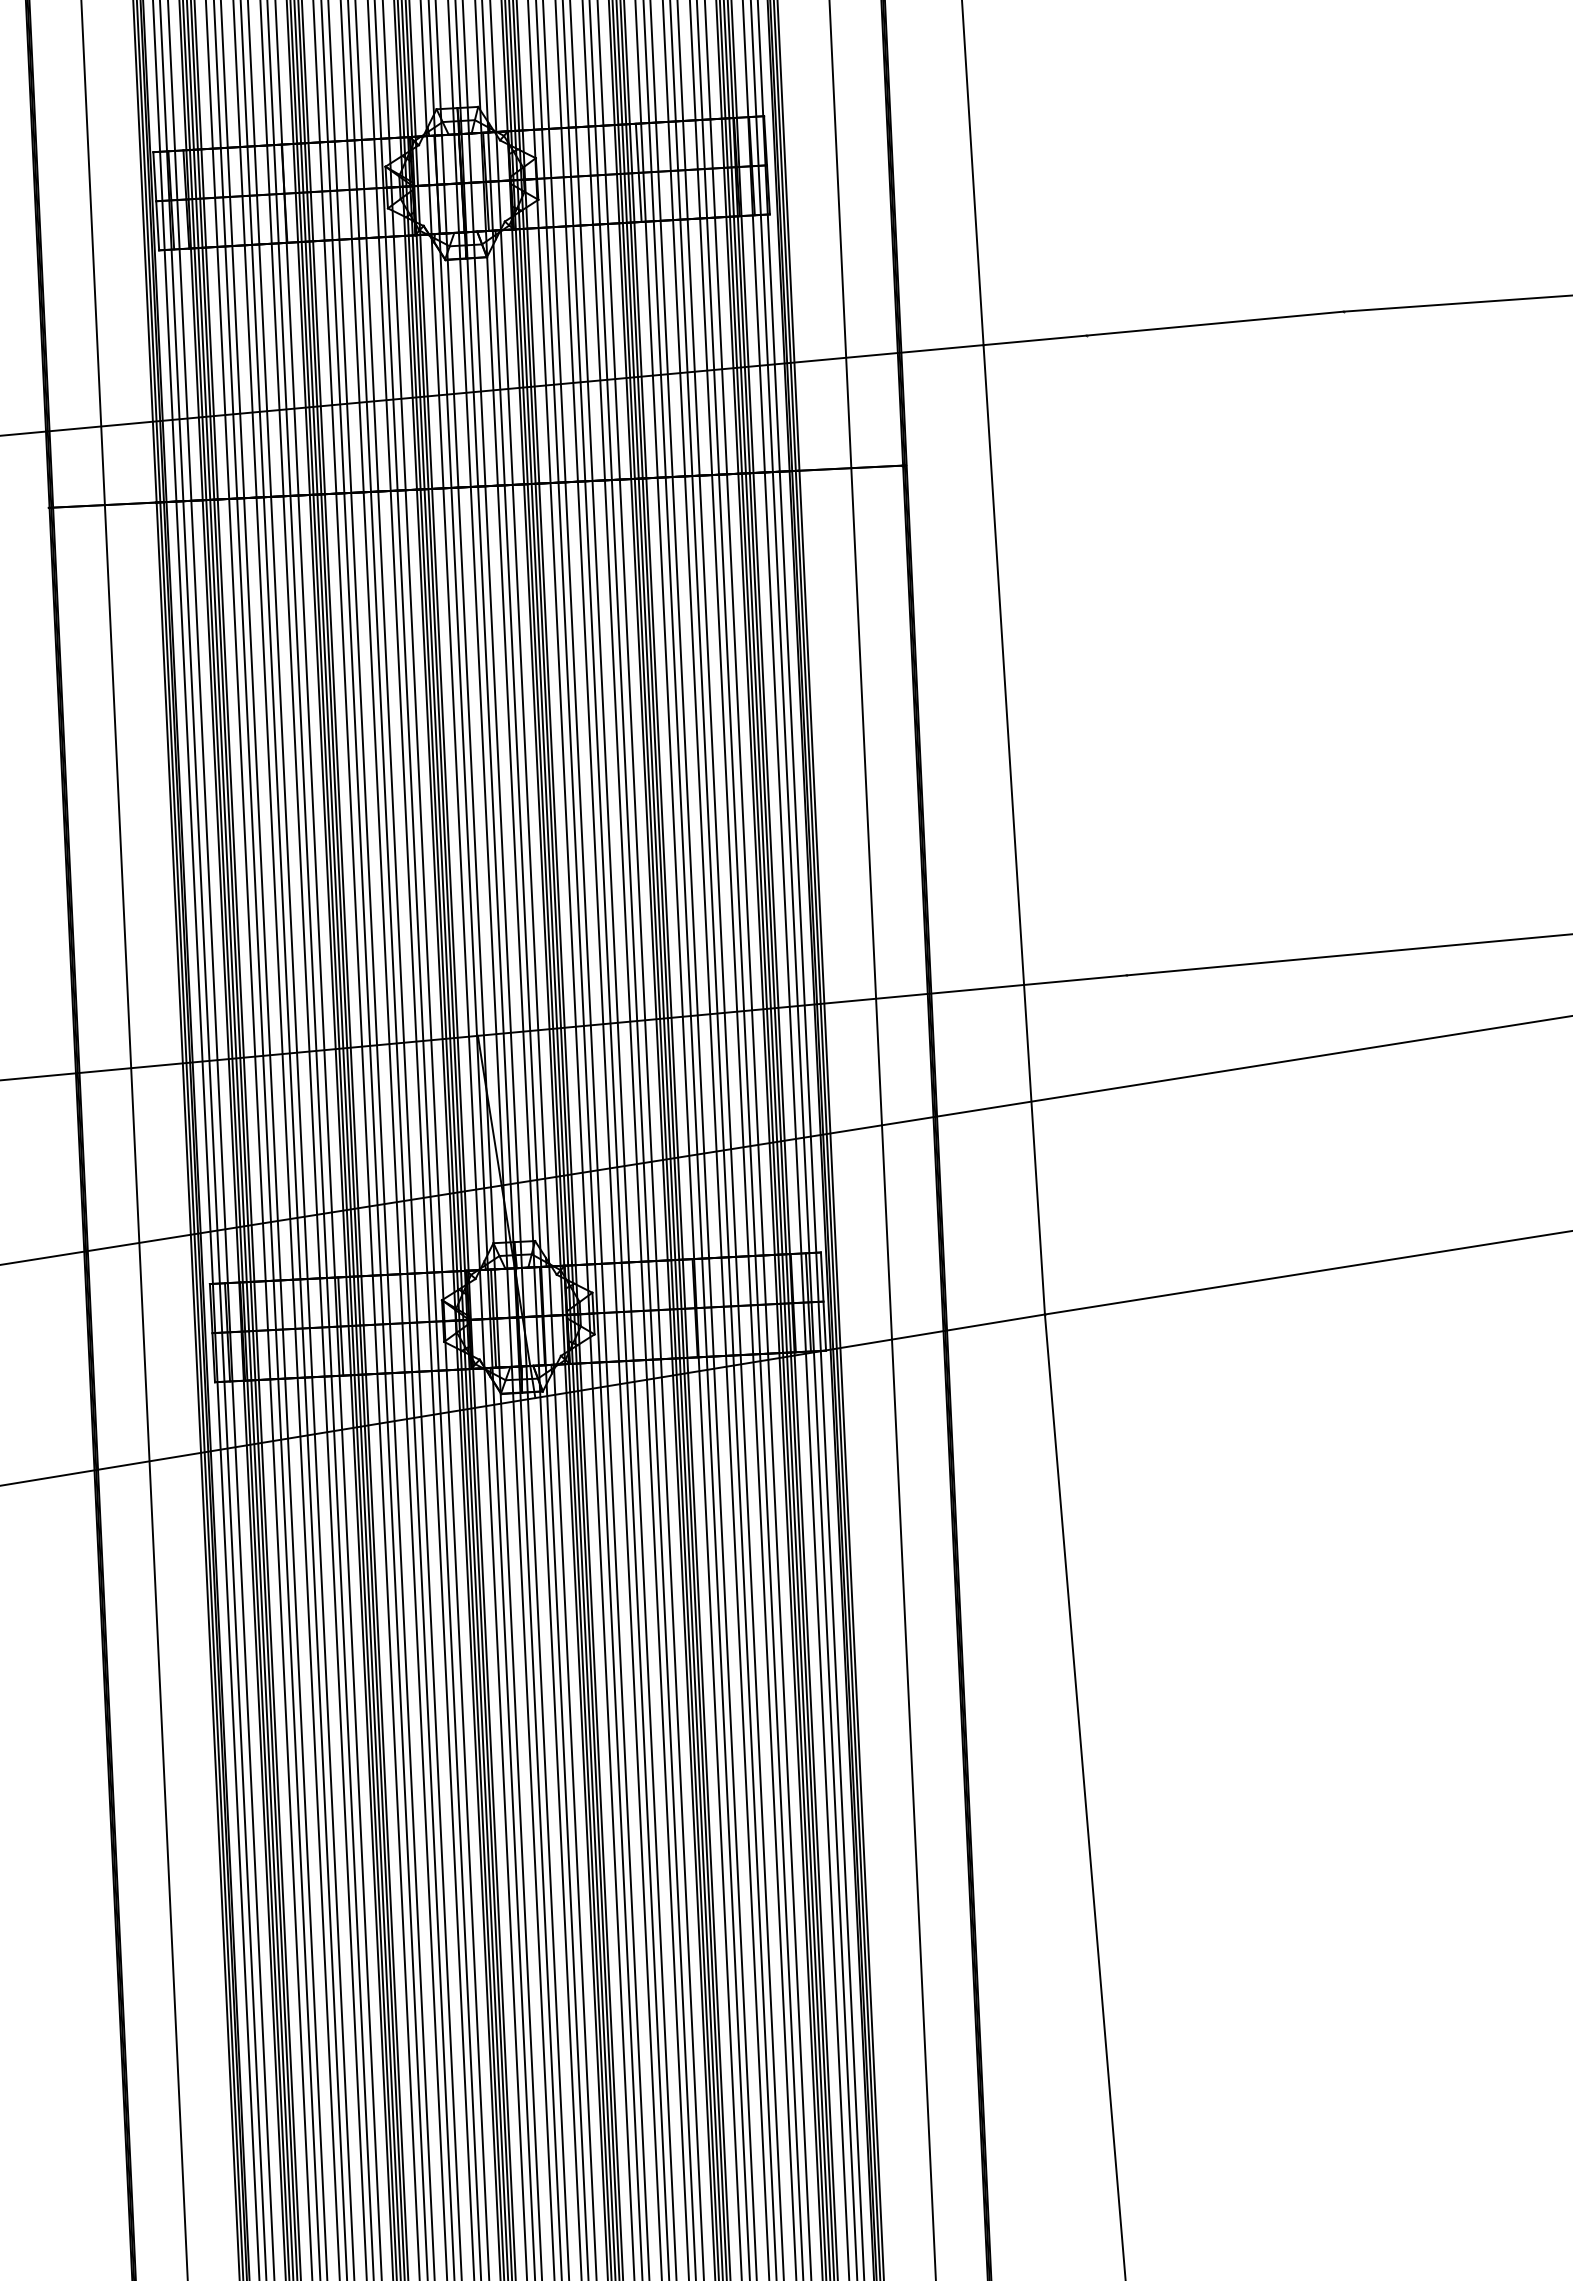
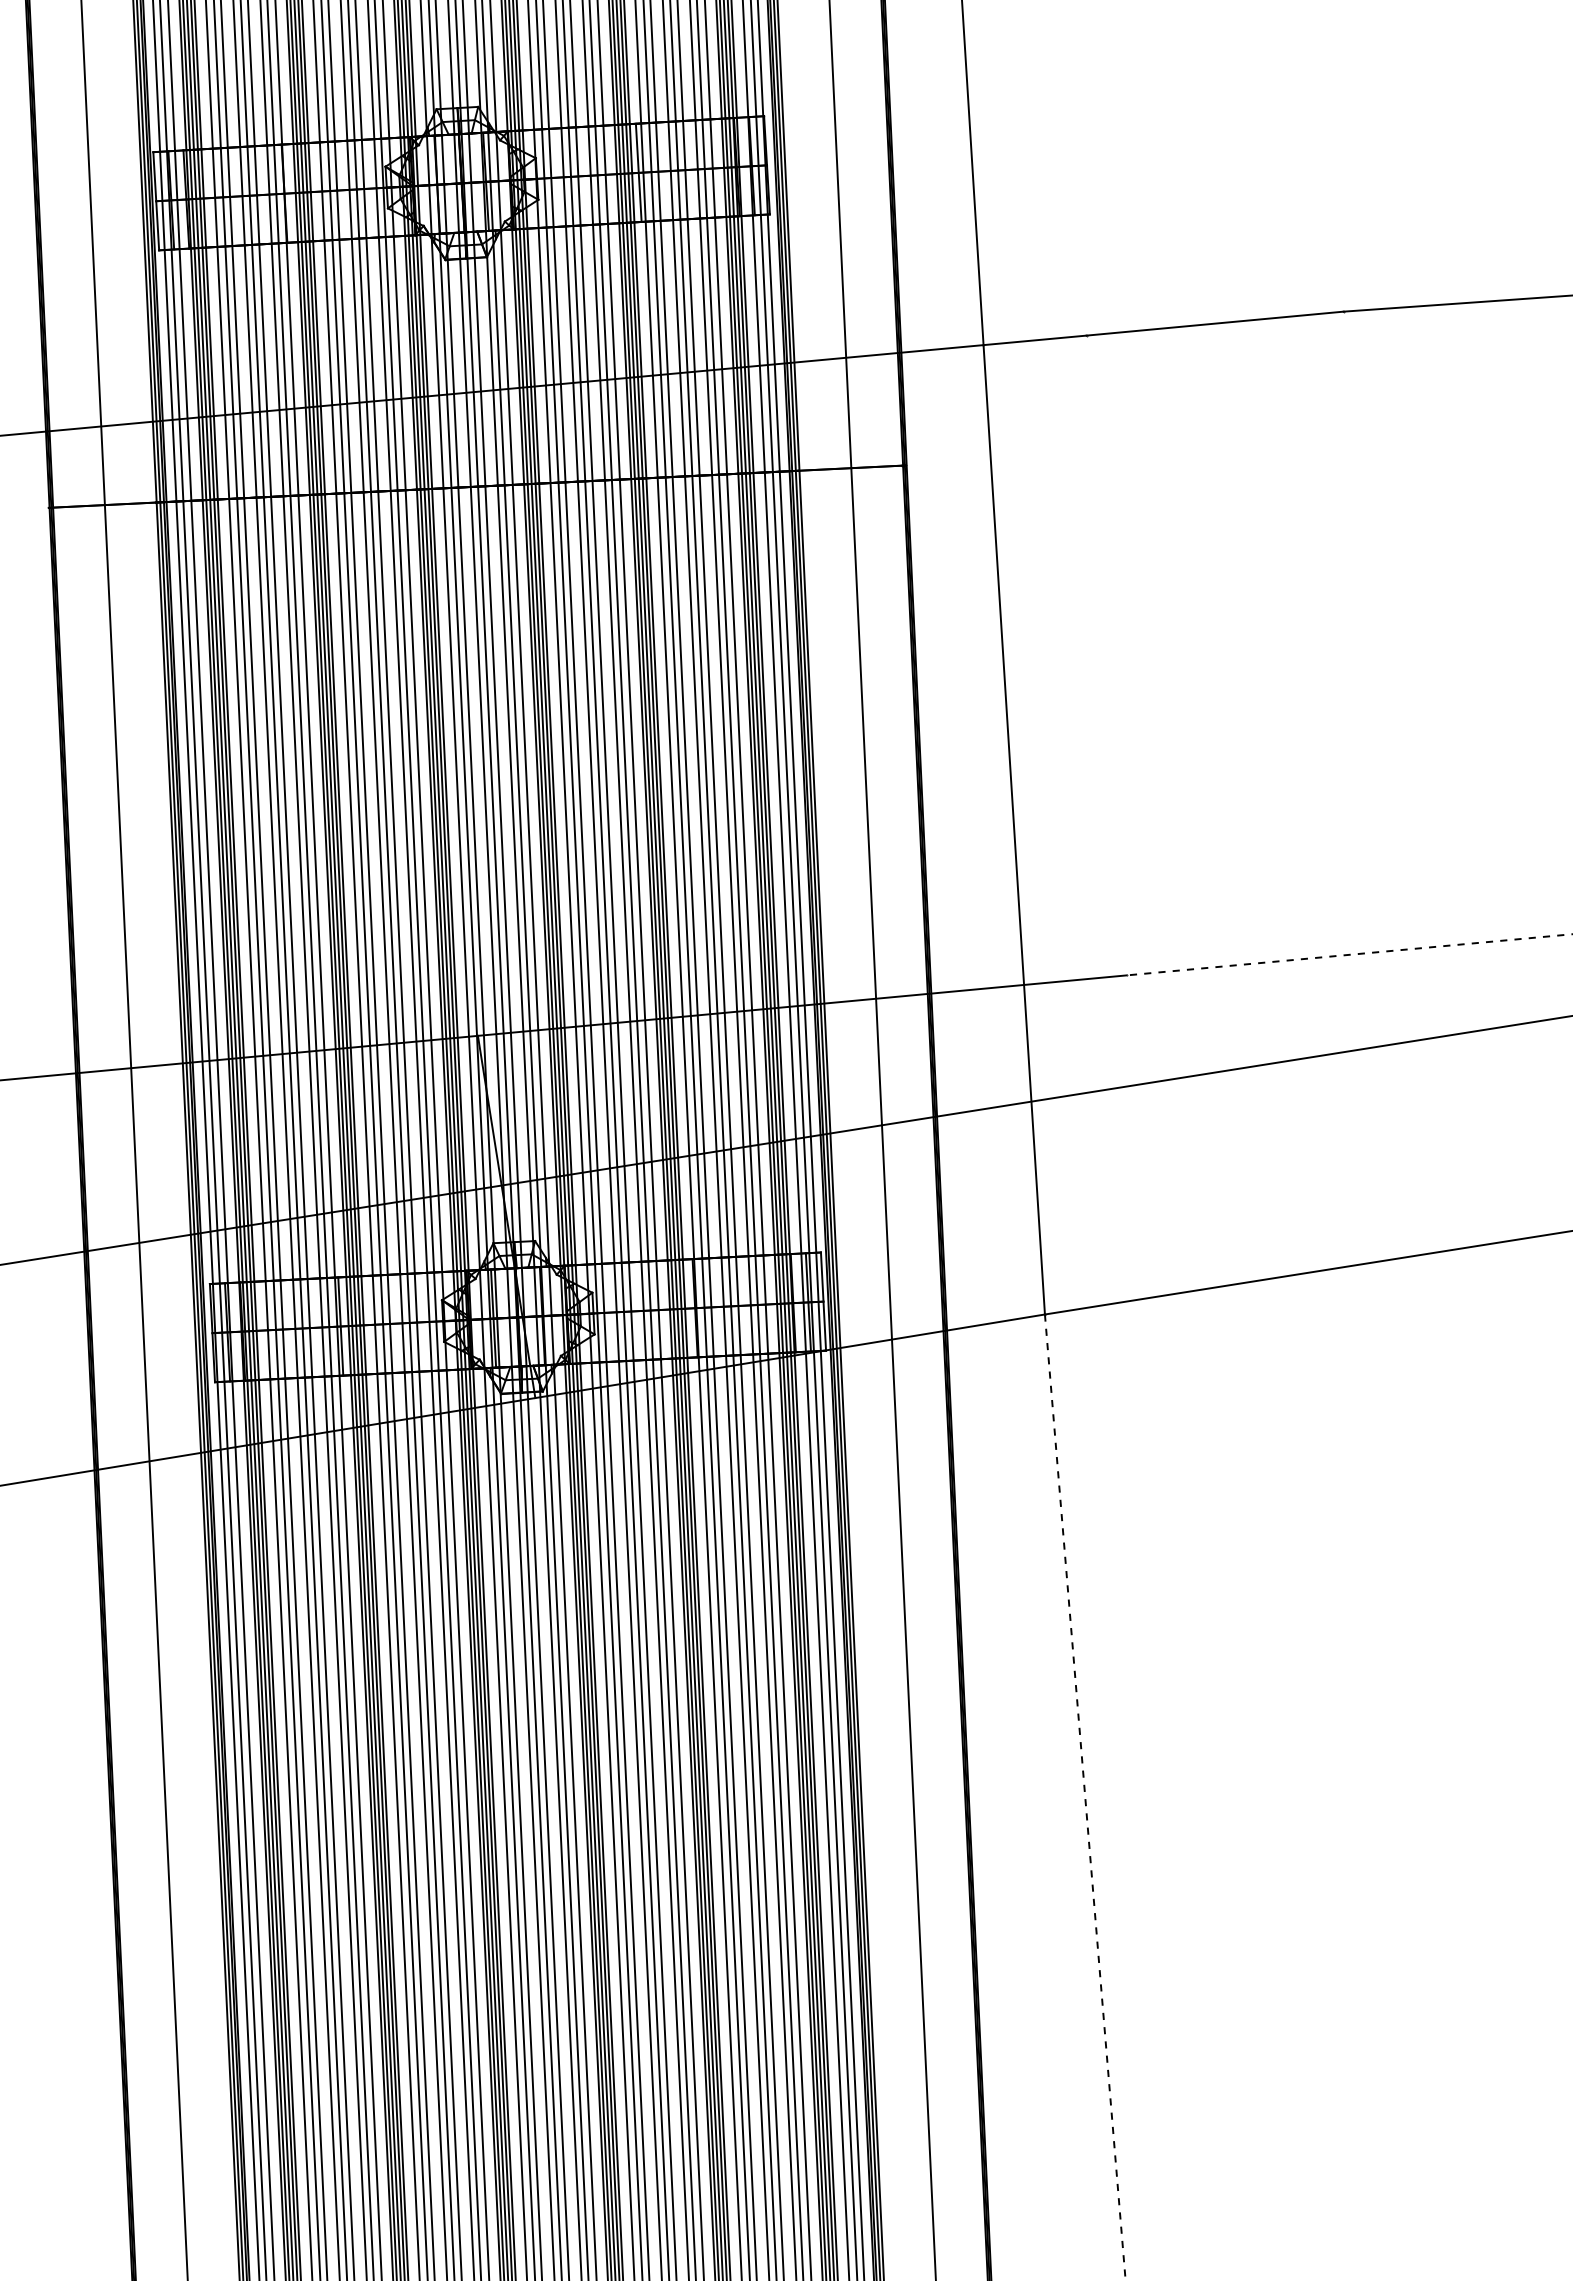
line: solid -> dashed (1349, 954)
line: solid -> dashed (1085, 1797)
